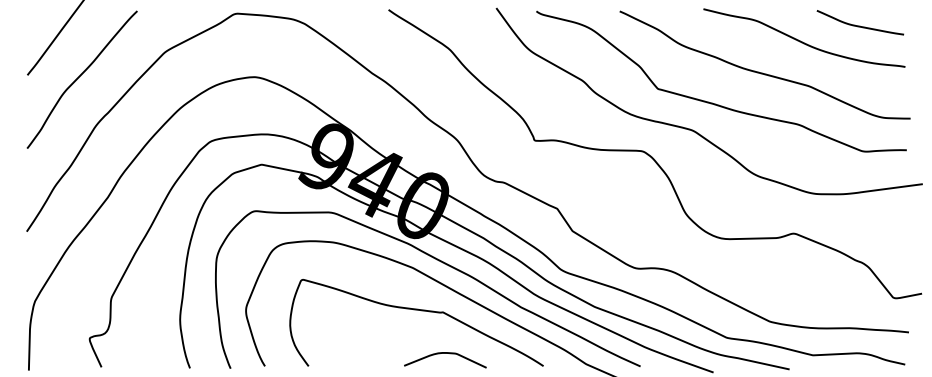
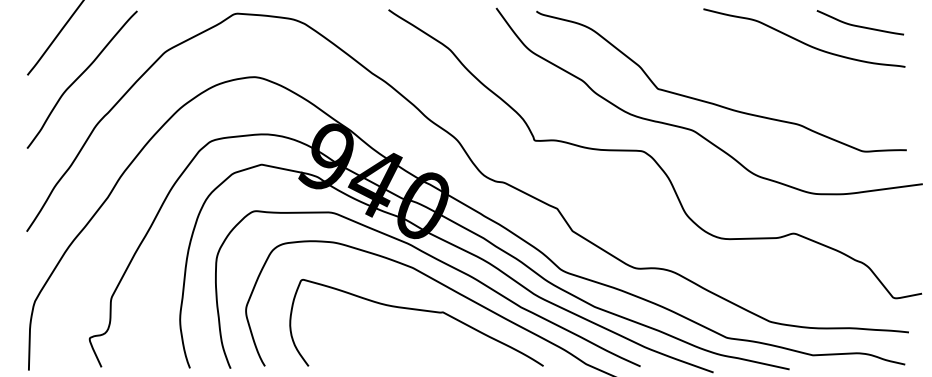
curve: present -> none (762, 72)
curve: present -> none (445, 353)
